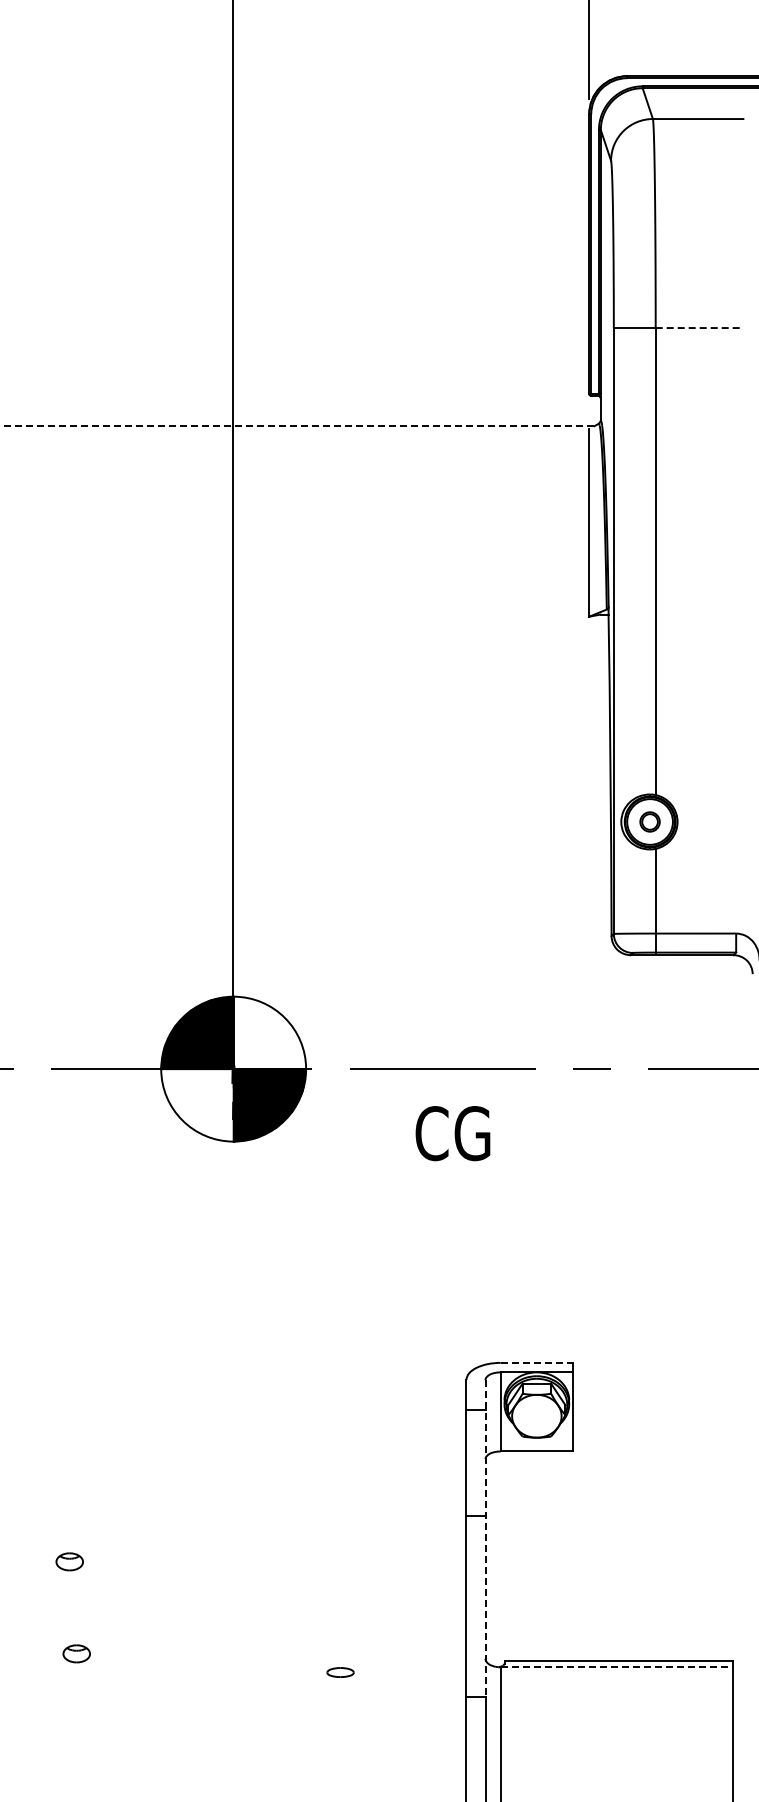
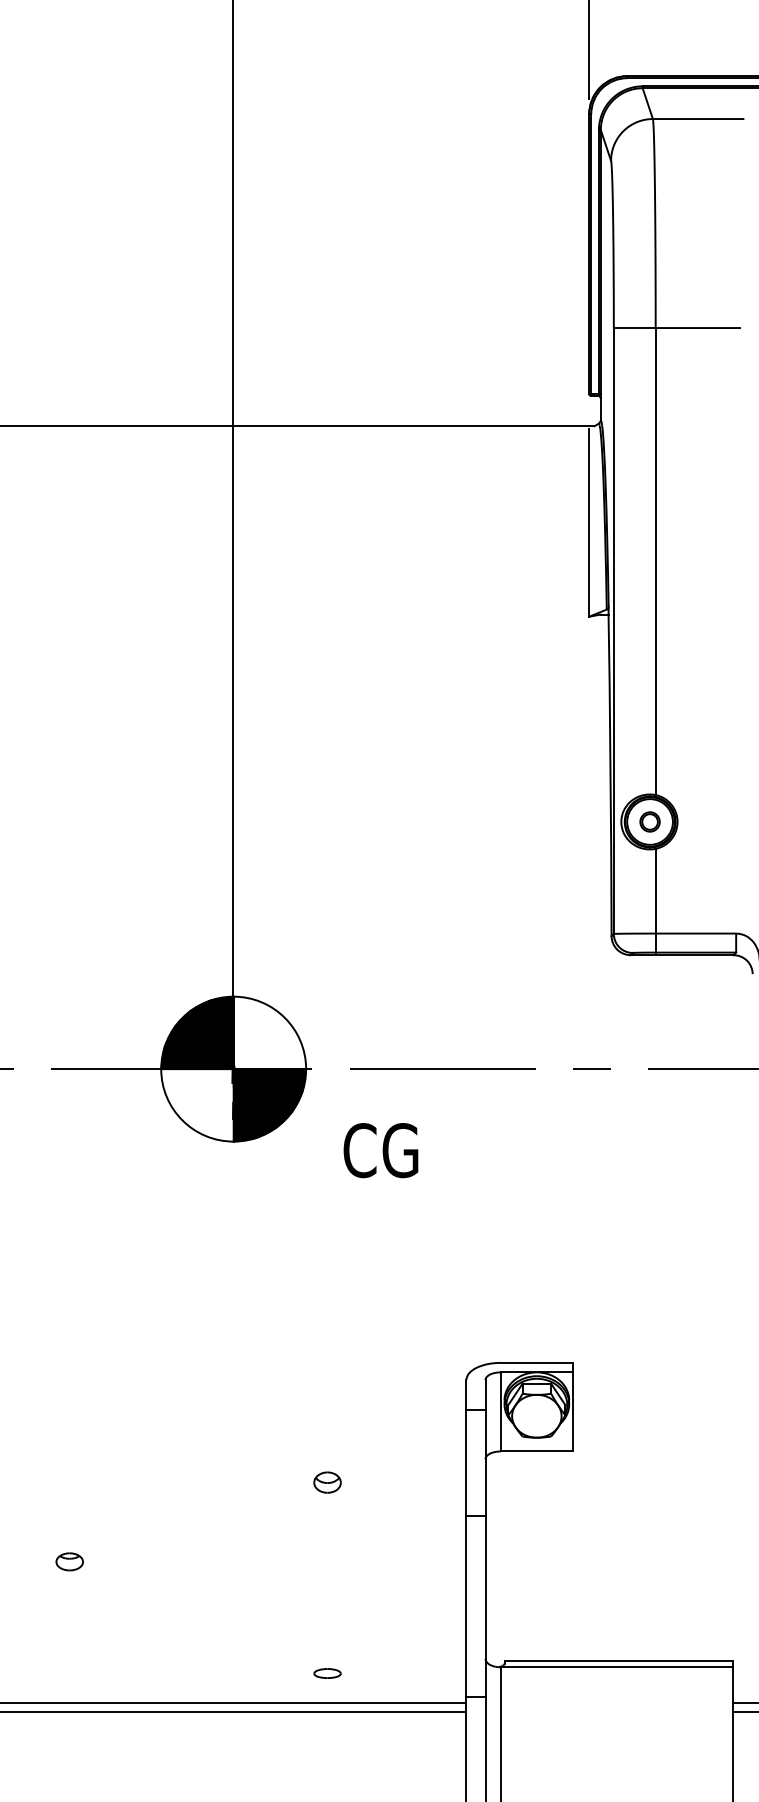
line: dashed -> solid (698, 328)
line: dashed -> solid (297, 426)
text position: (452, 1133) -> (380, 1150) (380, 1150)
line: dashed -> solid (537, 1362)
part: none -> present (327, 1482)
line: dashed -> solid (485, 1538)
part: present -> none (76, 1653)
line: dashed -> solid (617, 1667)
part position: (340, 1672) -> (327, 1673) (327, 1673)
line: none -> present (234, 1702)
line: none -> present (743, 1702)
line: none -> present (234, 1712)
line: none -> present (743, 1712)
